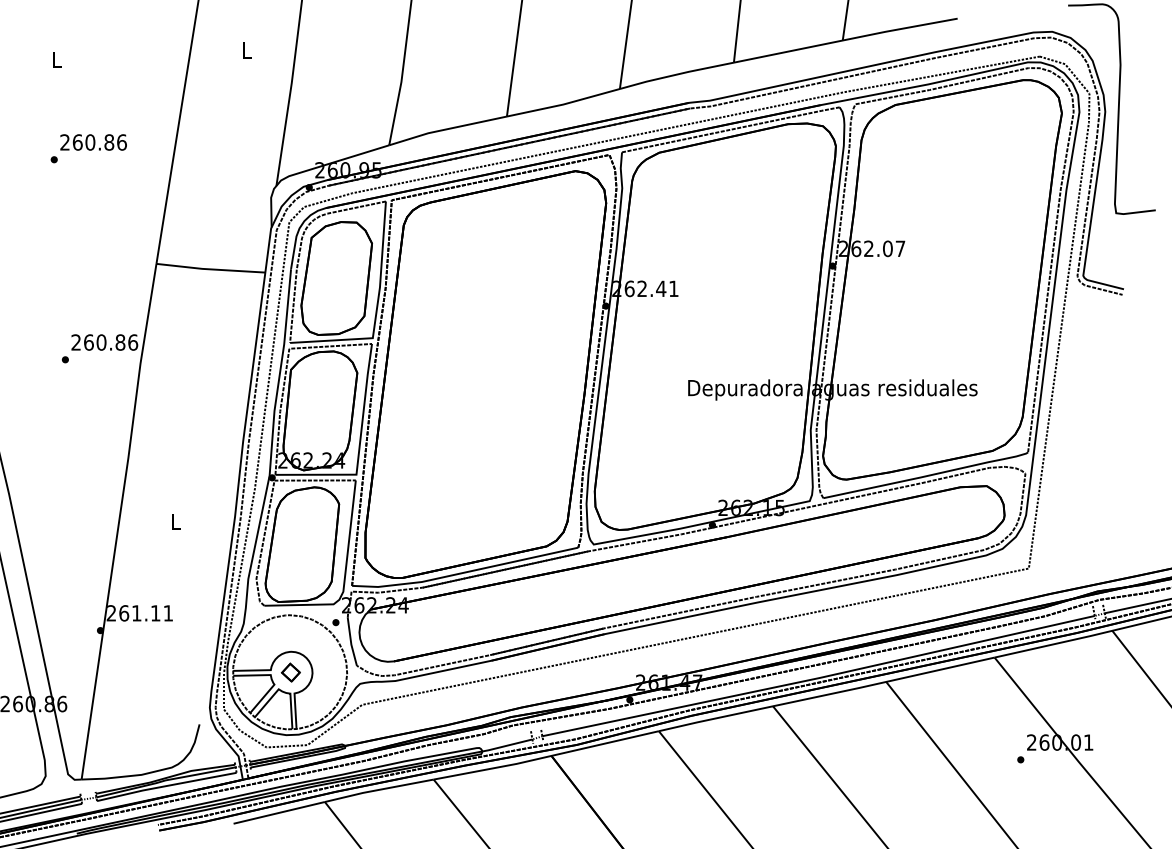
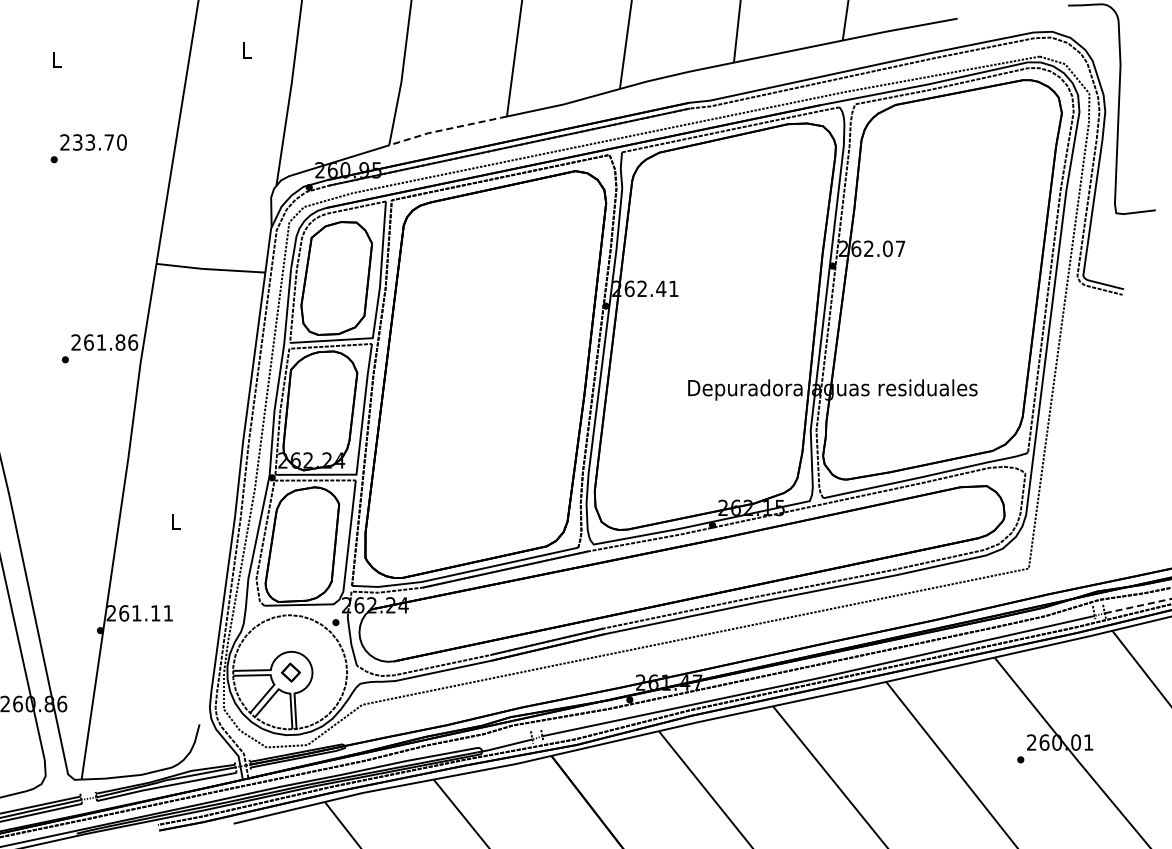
line: solid -> dashed (446, 129)
text: 260.86 -> 233.70 (99, 142)
text: 260.86 -> 261.86 (101, 342)
line: solid -> dashed (1137, 606)
